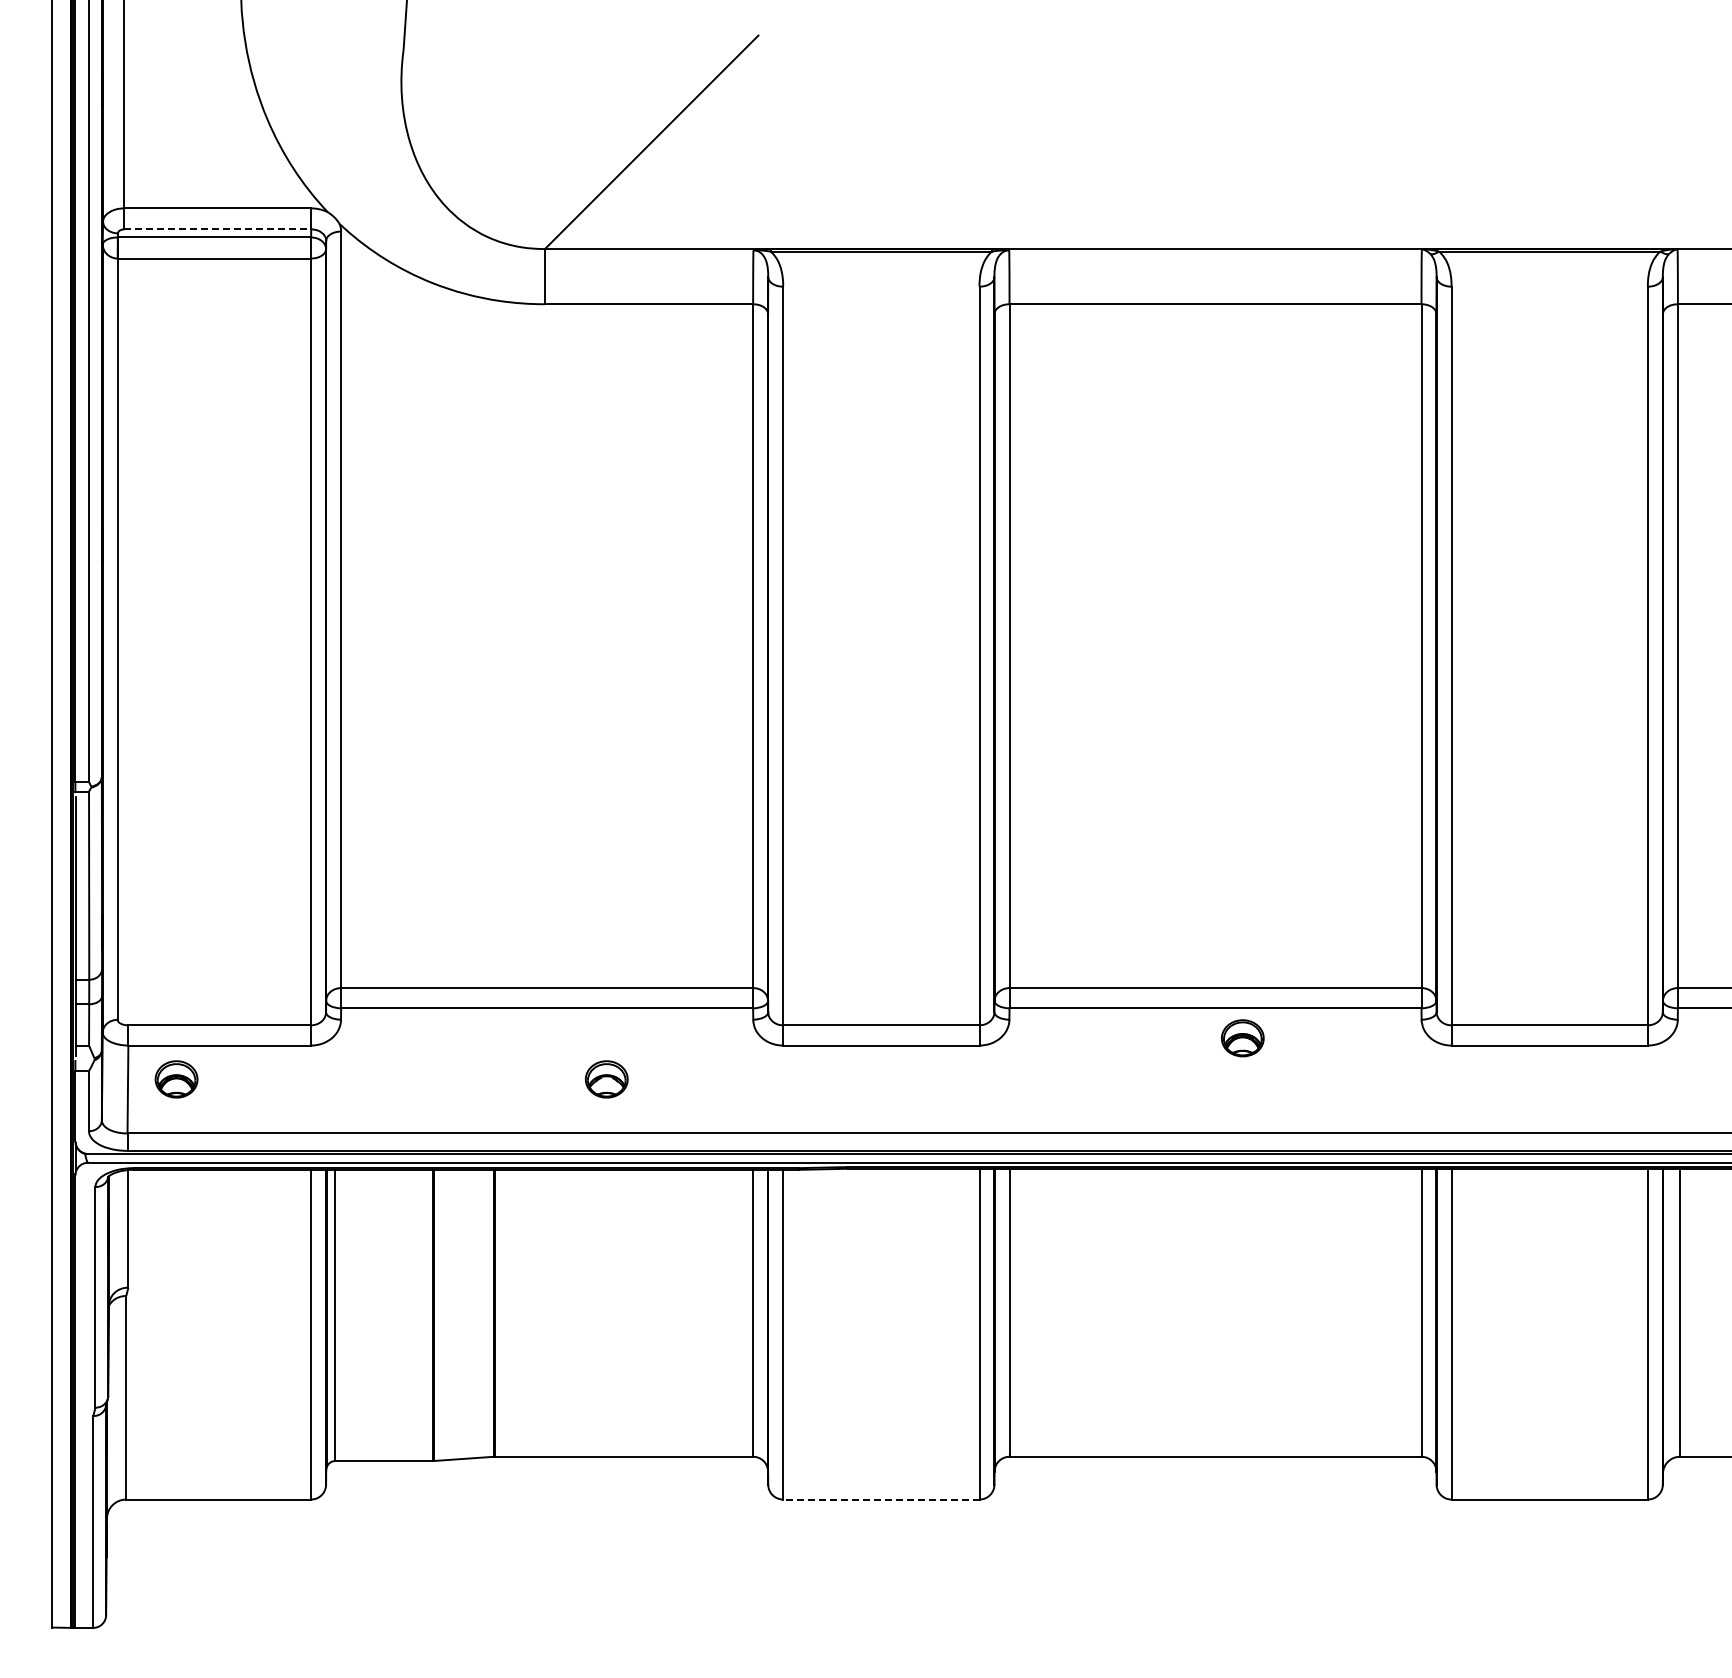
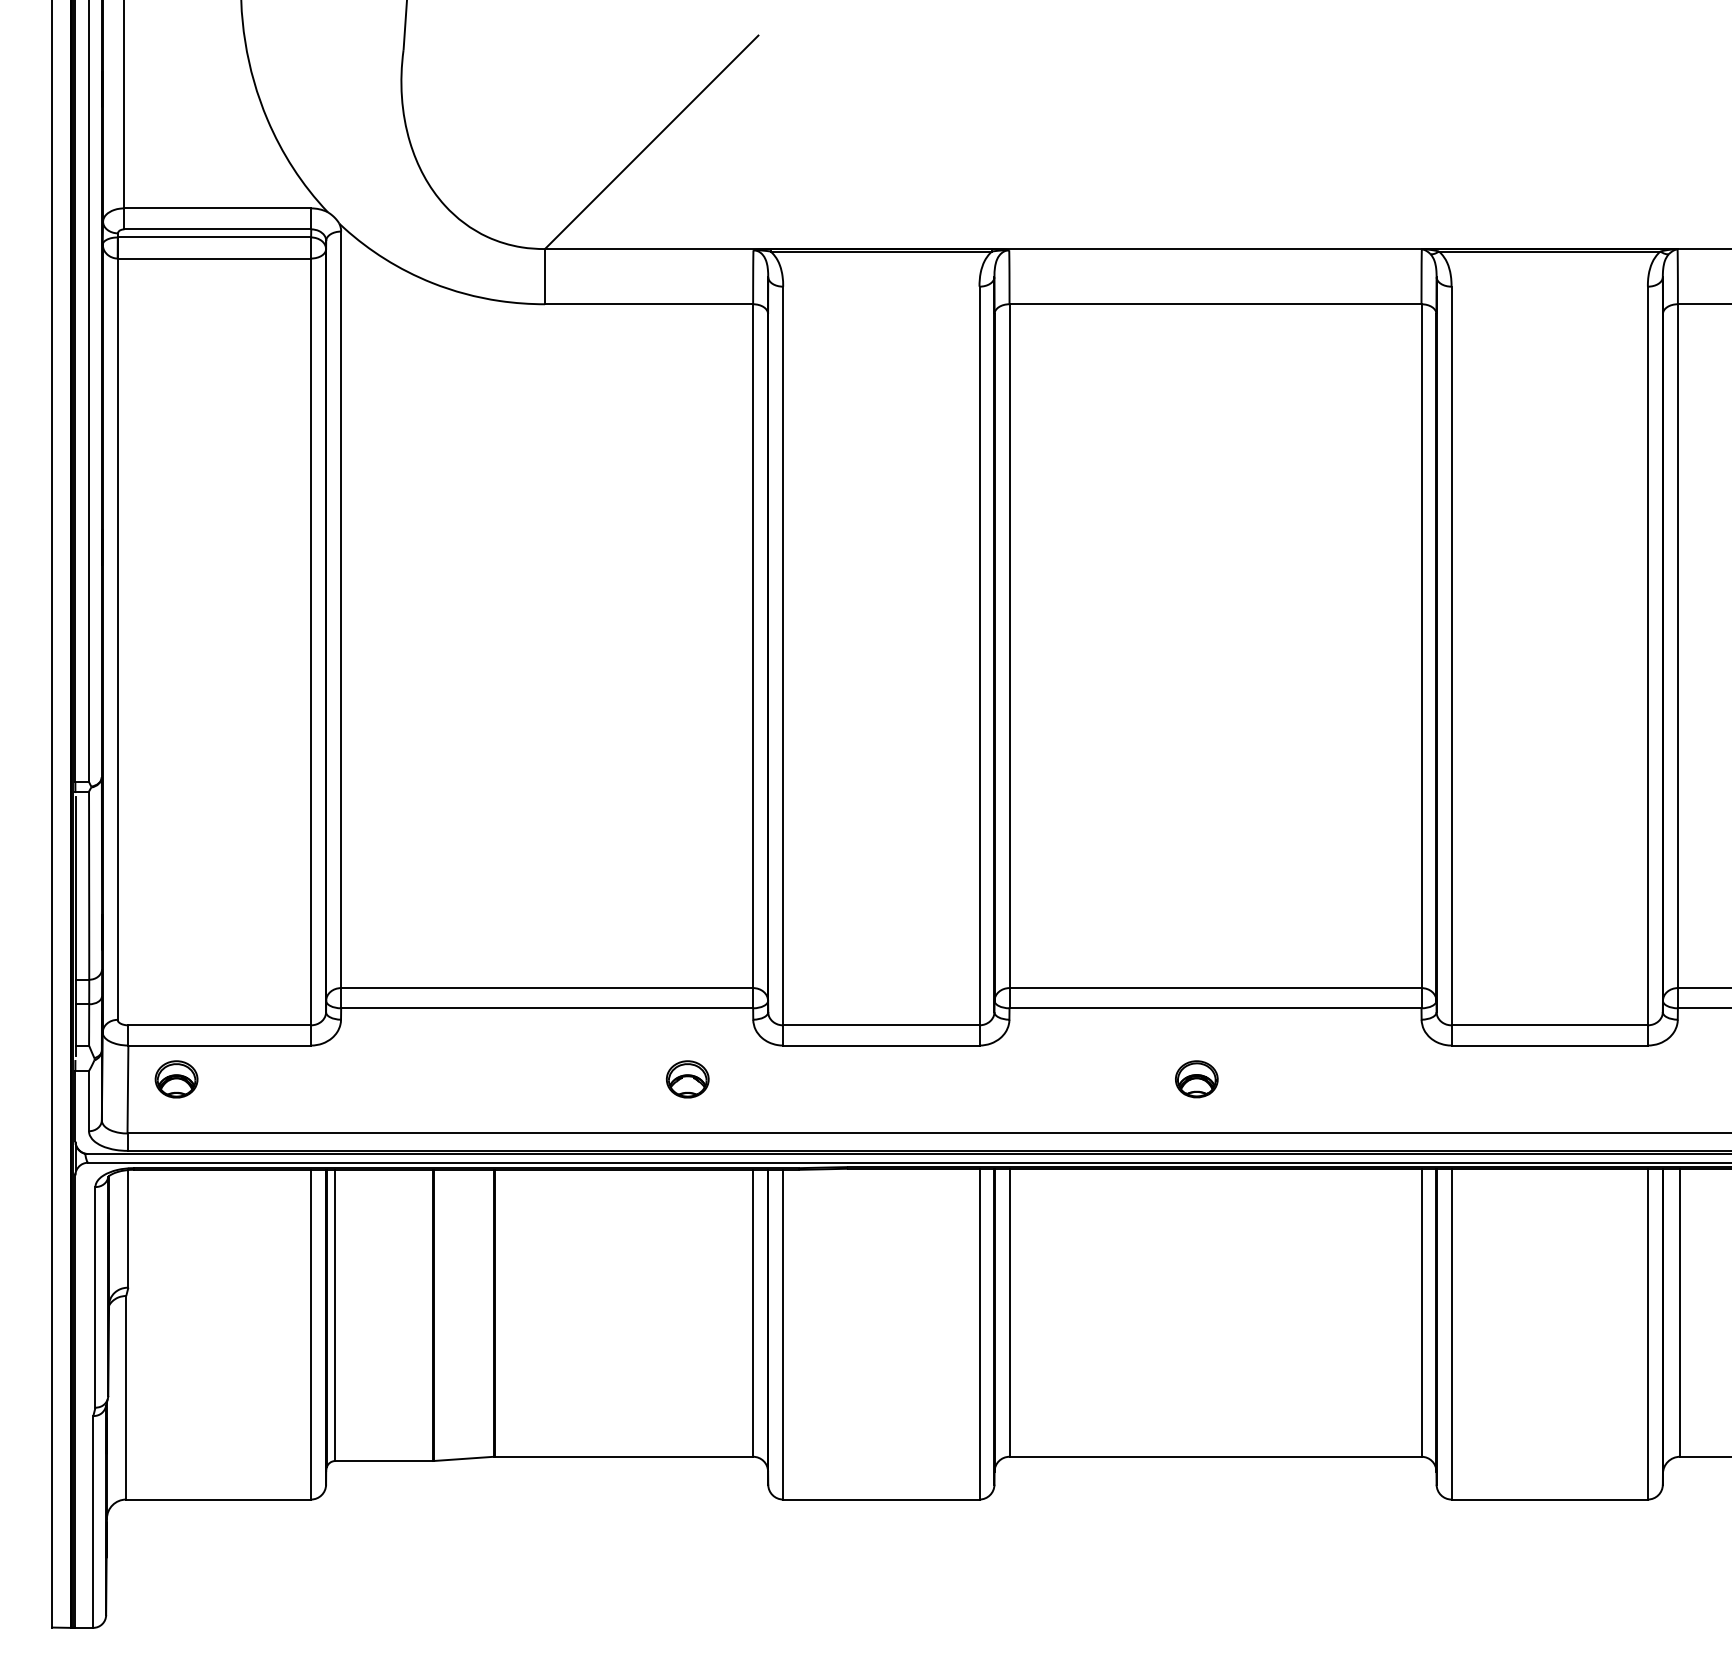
line: dashed -> solid (218, 229)
part position: (1242, 1038) -> (1196, 1079) (1196, 1079)
part position: (606, 1079) -> (687, 1079) (687, 1079)
line: dashed -> solid (880, 1499)
